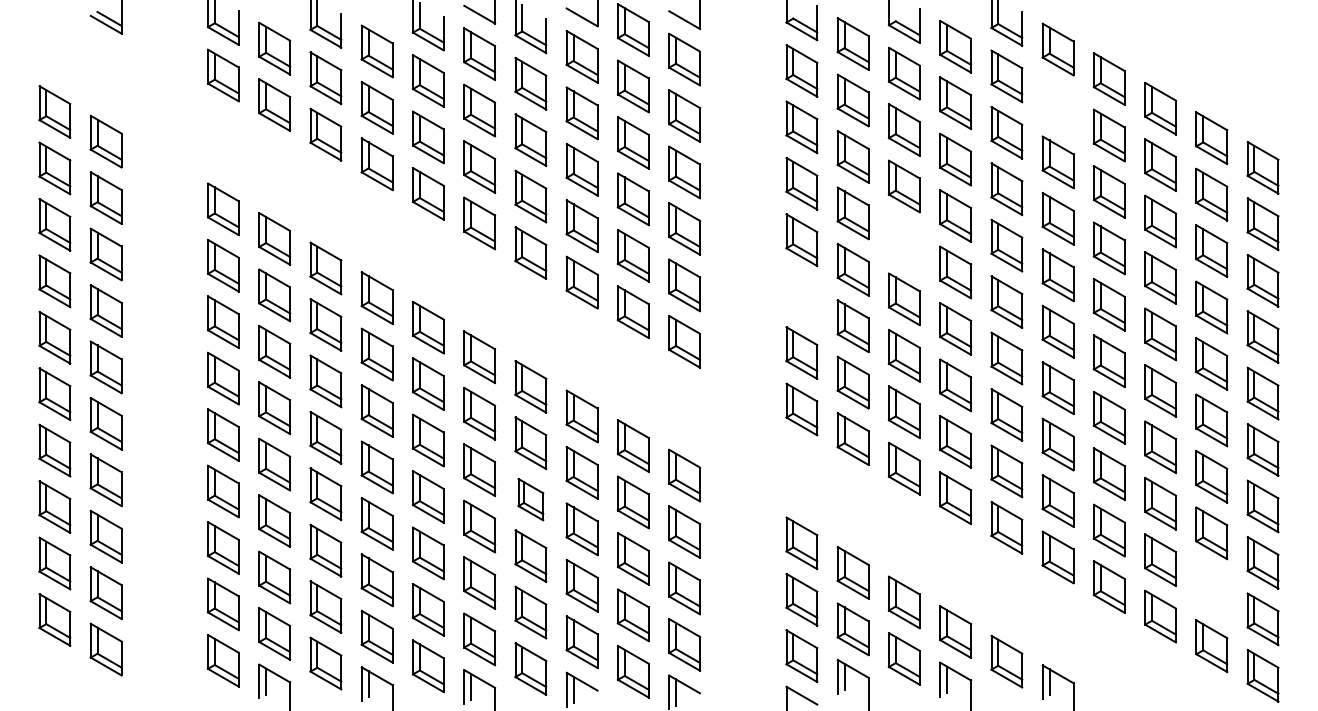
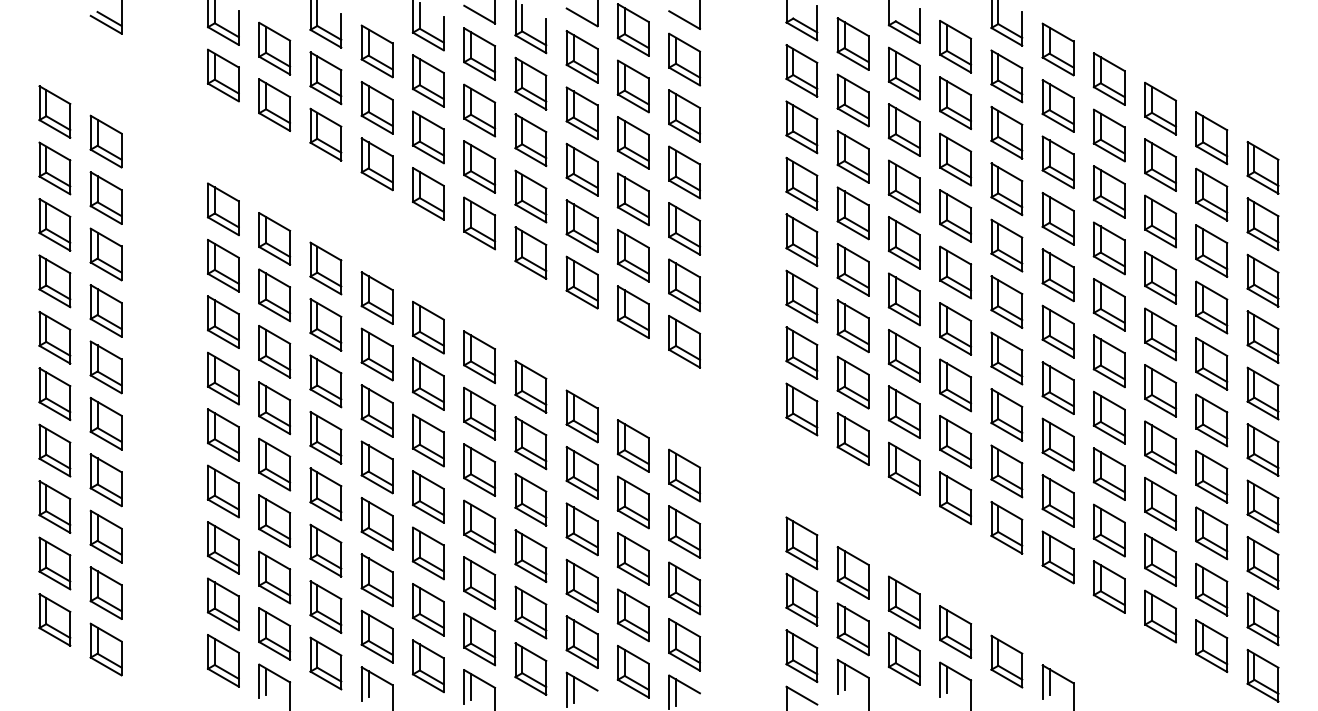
part: none -> present (1057, 105)
part: none -> present (904, 242)
part: none -> present (801, 296)
part size: 28x44 px -> 34x55 px (530, 499)
part: none -> present (1211, 589)
